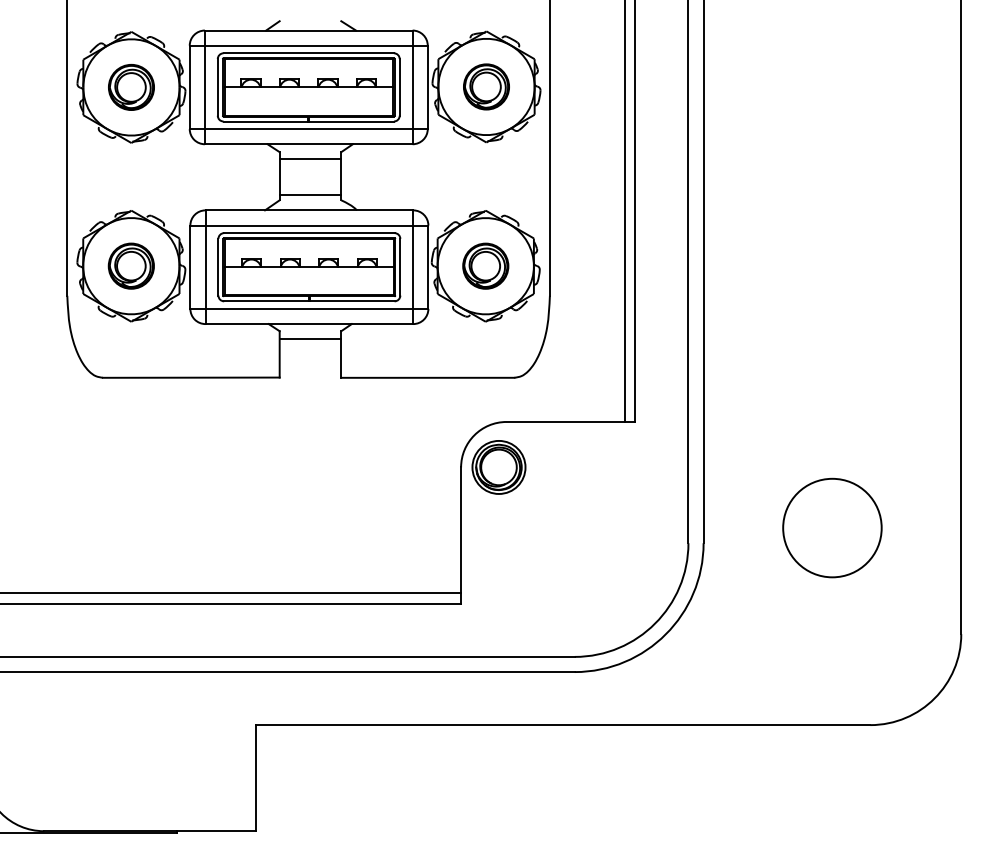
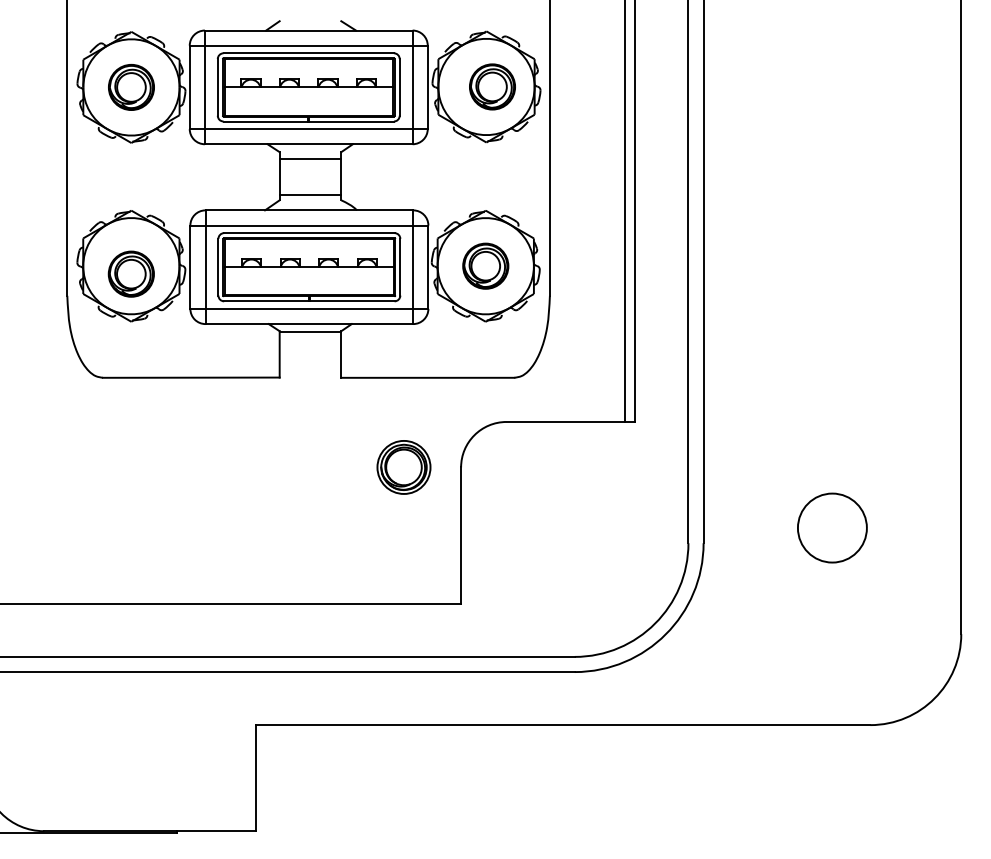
part position: (486, 86) -> (492, 86) (492, 86)
part position: (130, 265) -> (130, 273) (130, 273)
line position: (310, 339) -> (310, 332) (310, 332)
part position: (498, 467) -> (403, 467) (403, 467)
circle diameter: 99 px -> 69 px (831, 527)
line: present -> none (231, 592)
